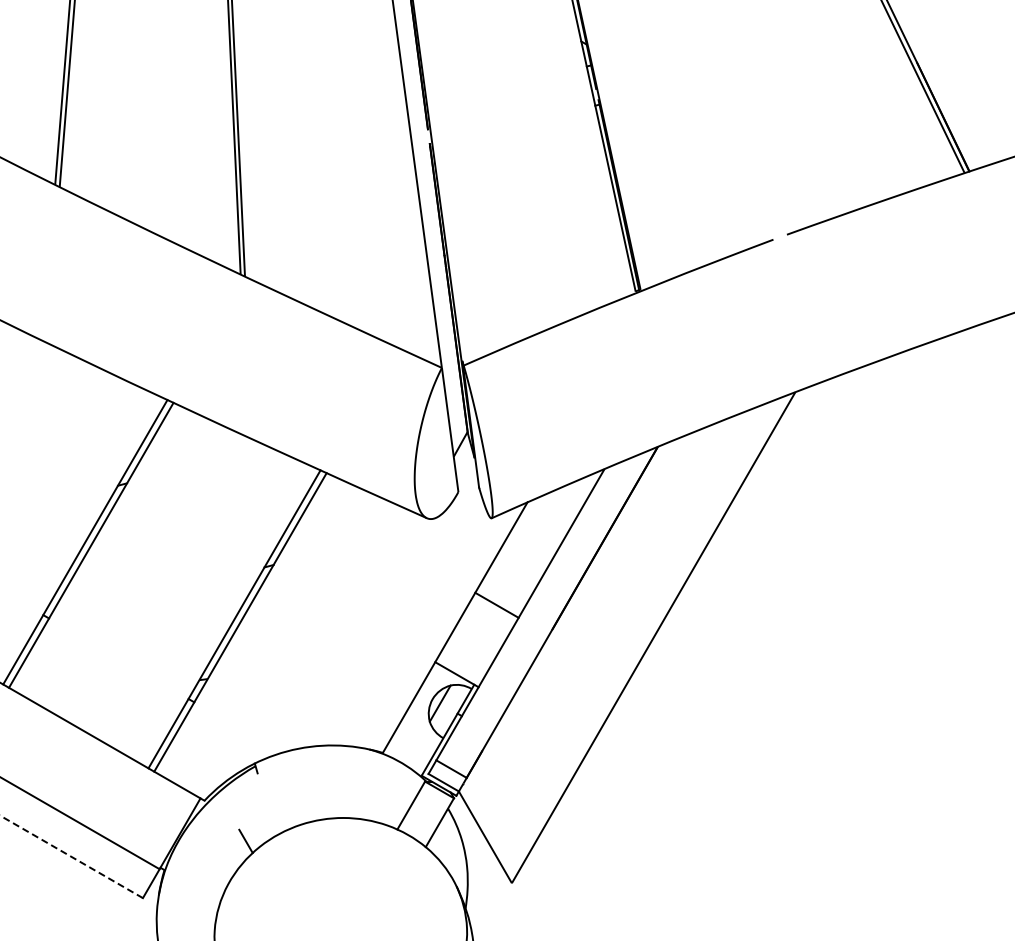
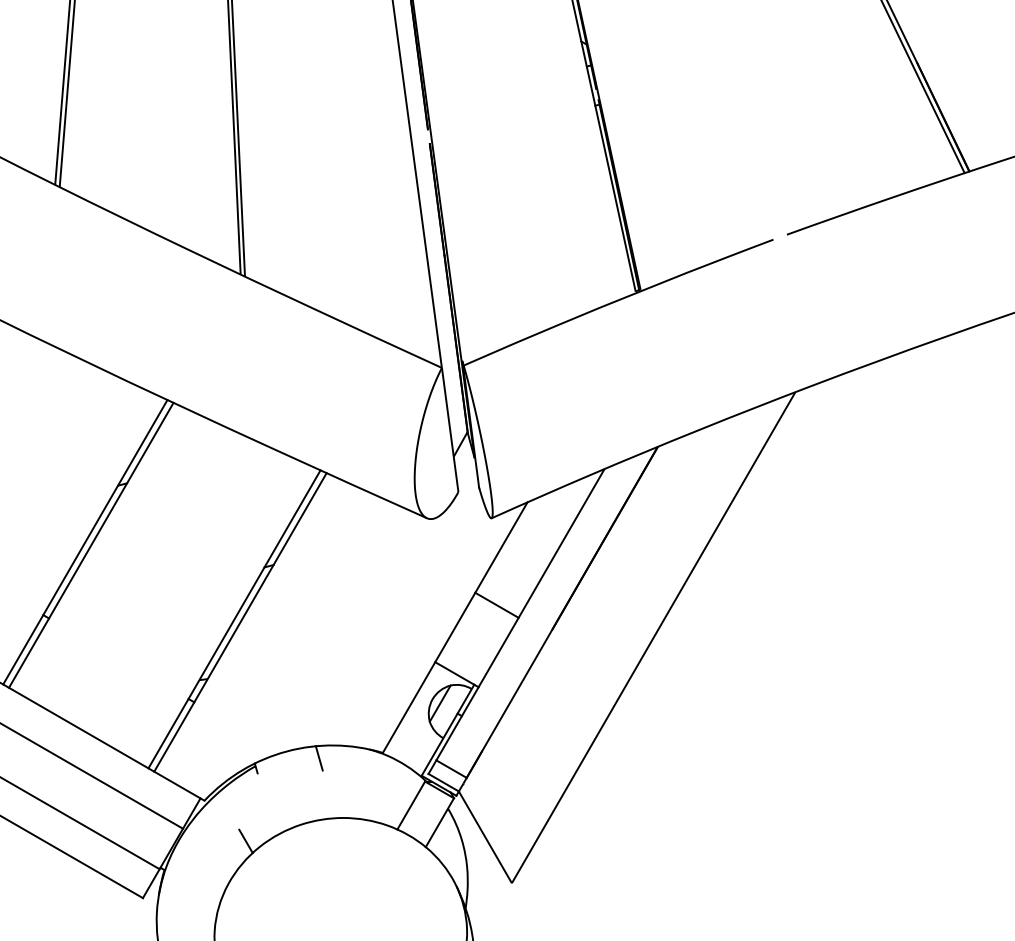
line: none -> present (318, 758)
line: none -> present (92, 776)
line: dashed -> solid (71, 856)
